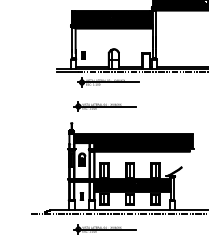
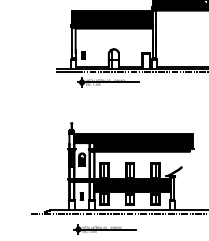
part: present -> none (104, 106)
